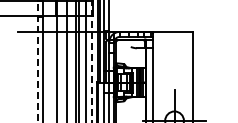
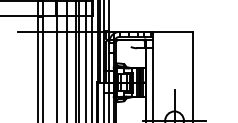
line: dashed -> solid (38, 61)
line: dashed -> solid (92, 61)
